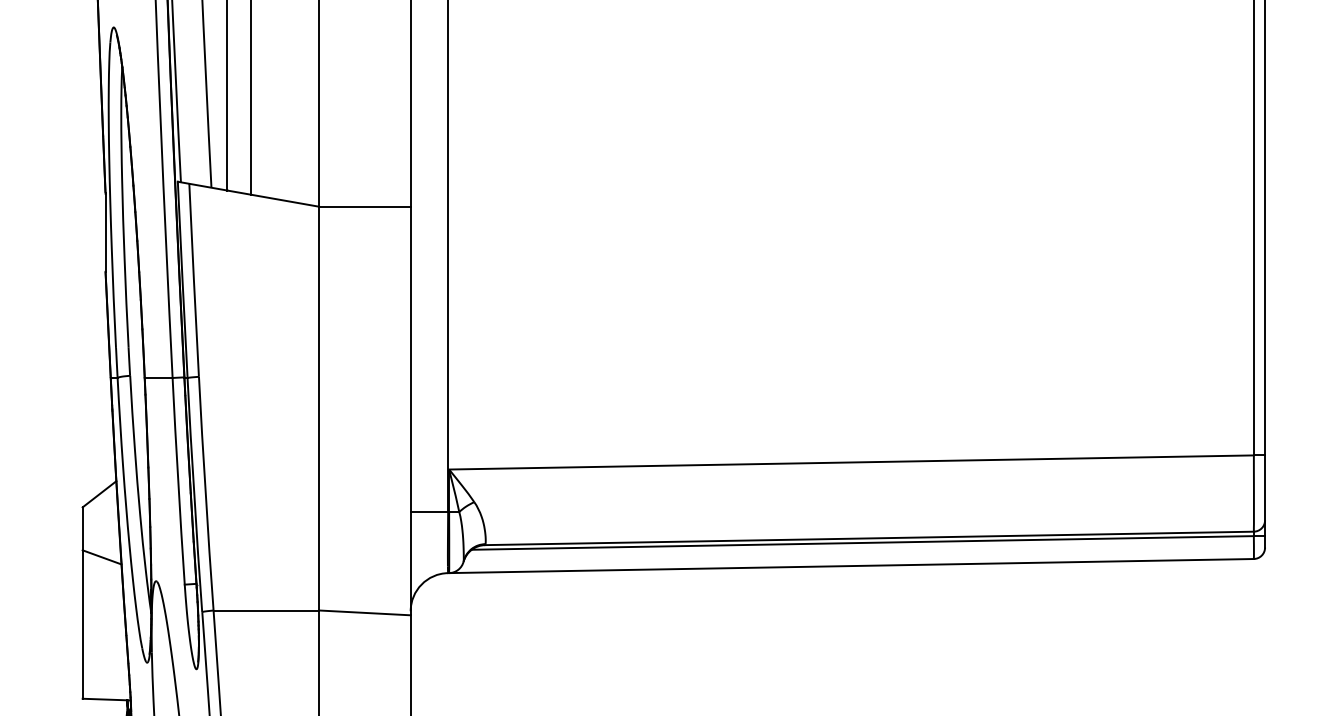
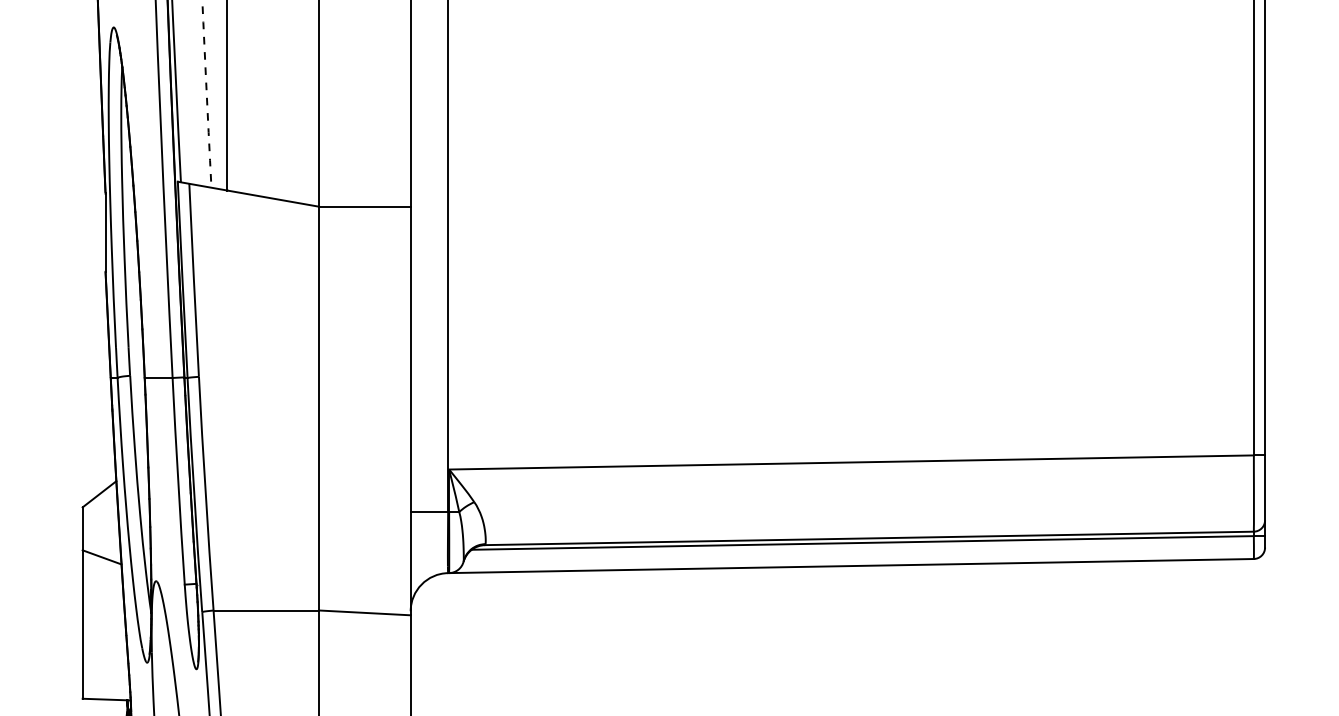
arc: solid -> dashed (206, 93)
line: present -> none (250, 98)
